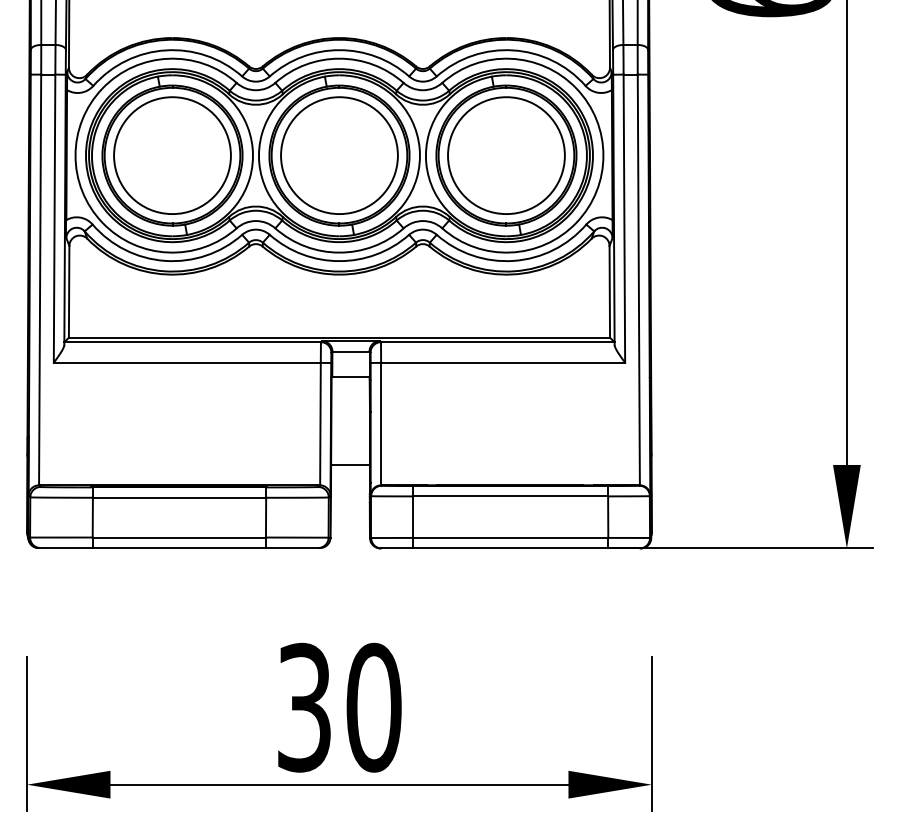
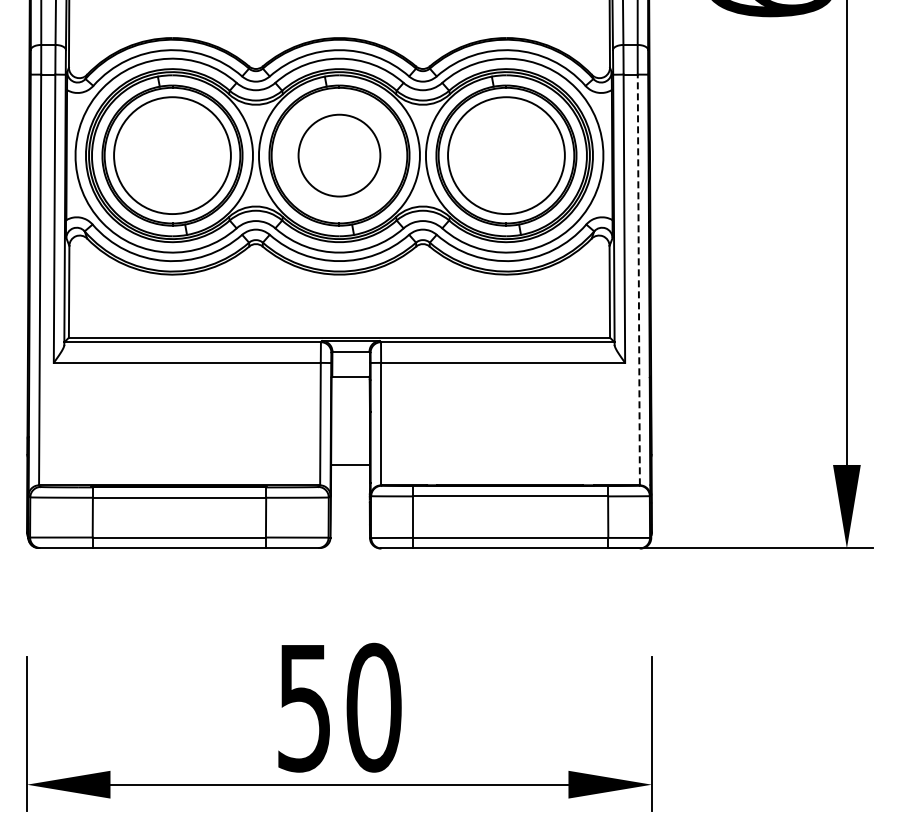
circle diameter: 117 px -> 82 px (339, 155)
line: solid -> dashed (638, 279)
text: 30 -> 50 (304, 707)
